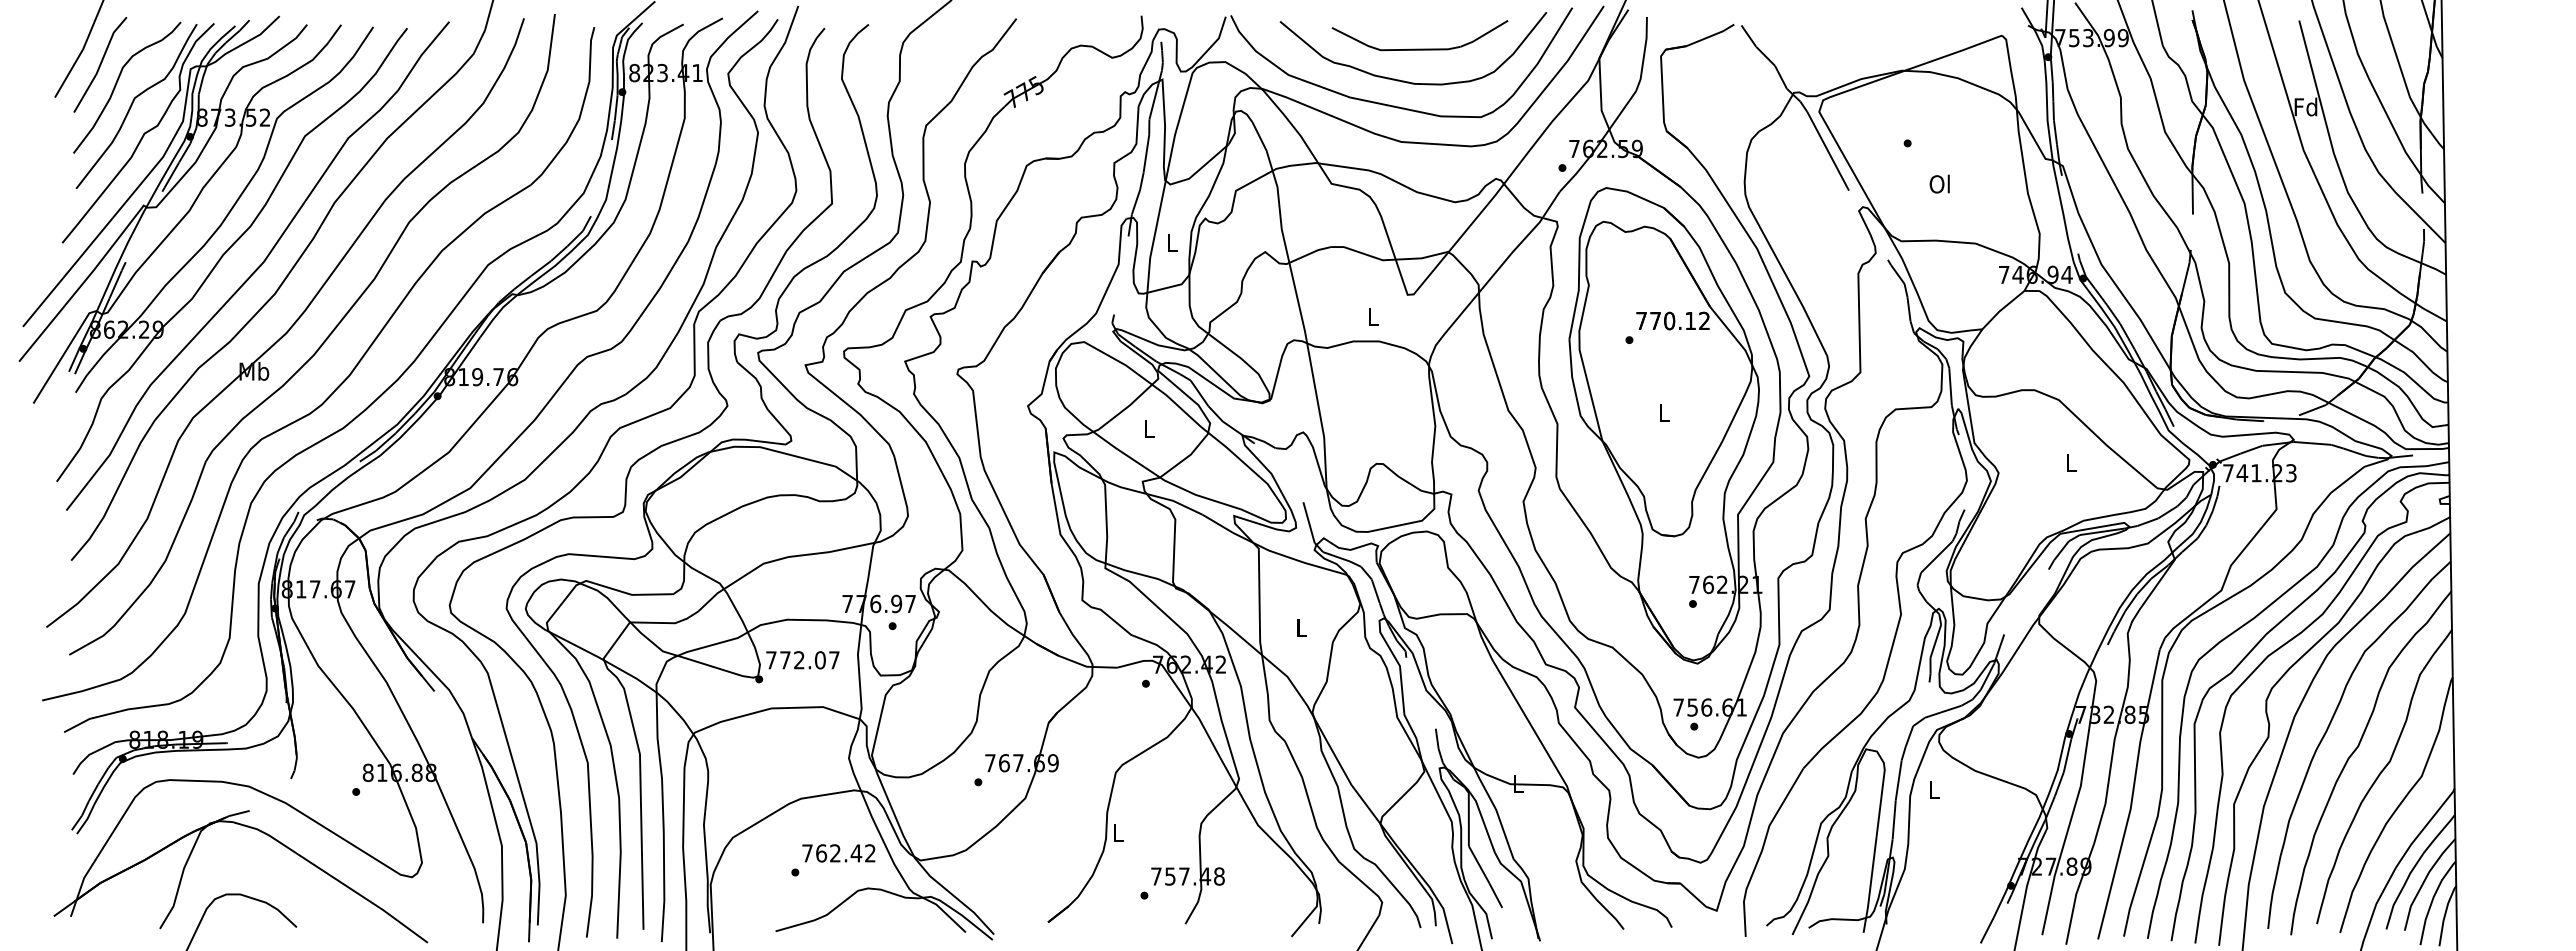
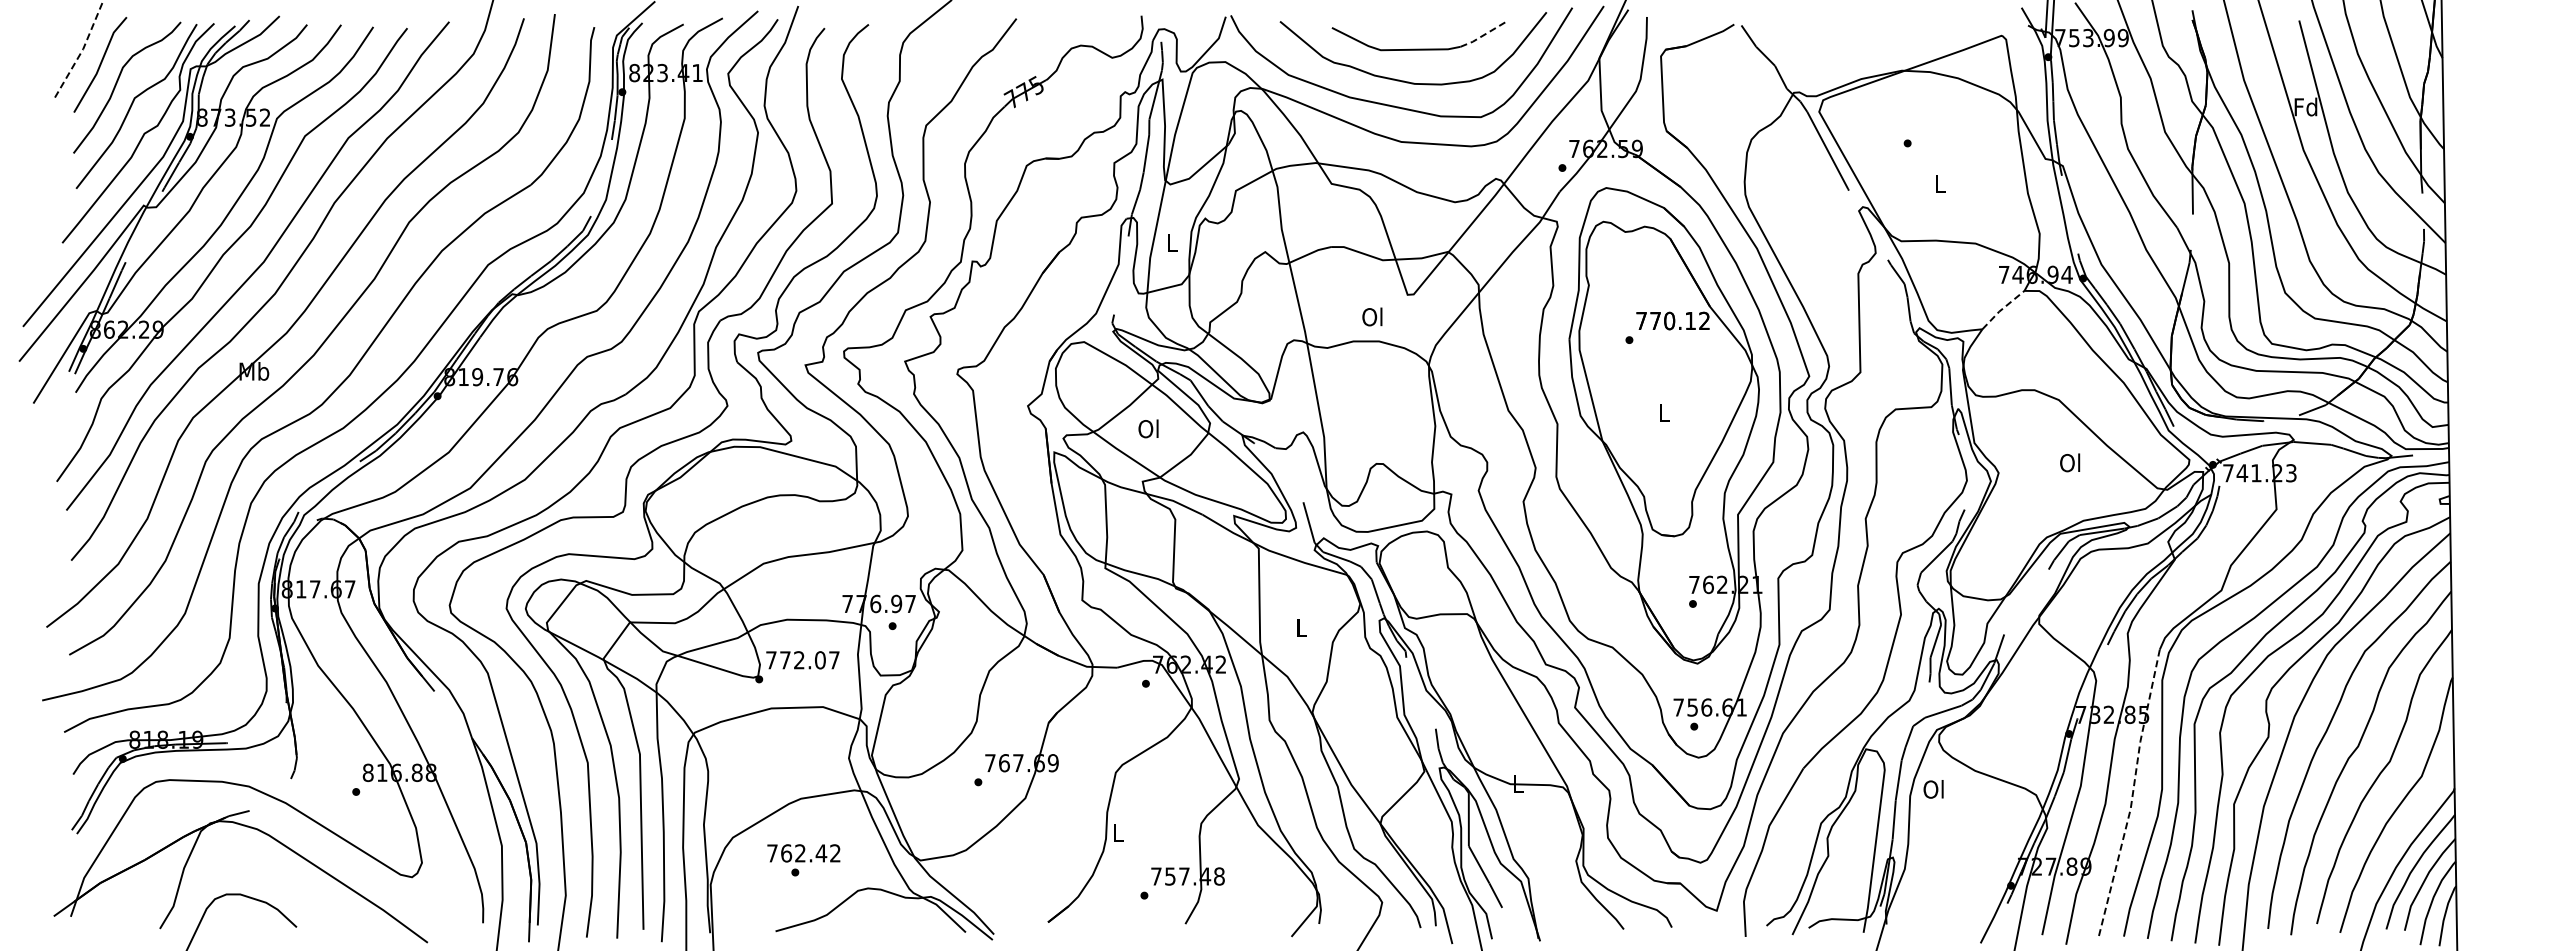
line: solid -> dashed (1484, 34)
line: solid -> dashed (83, 49)
text: Ol -> L (1939, 183)
line: solid -> dashed (2002, 309)
text: L -> Ol (1372, 316)
text: L -> Ol (1148, 428)
text: L -> Ol (2070, 462)
text: L -> Ol (1933, 789)
line: solid -> dashed (2132, 795)
text position: (838, 853) -> (803, 853) (803, 853)
